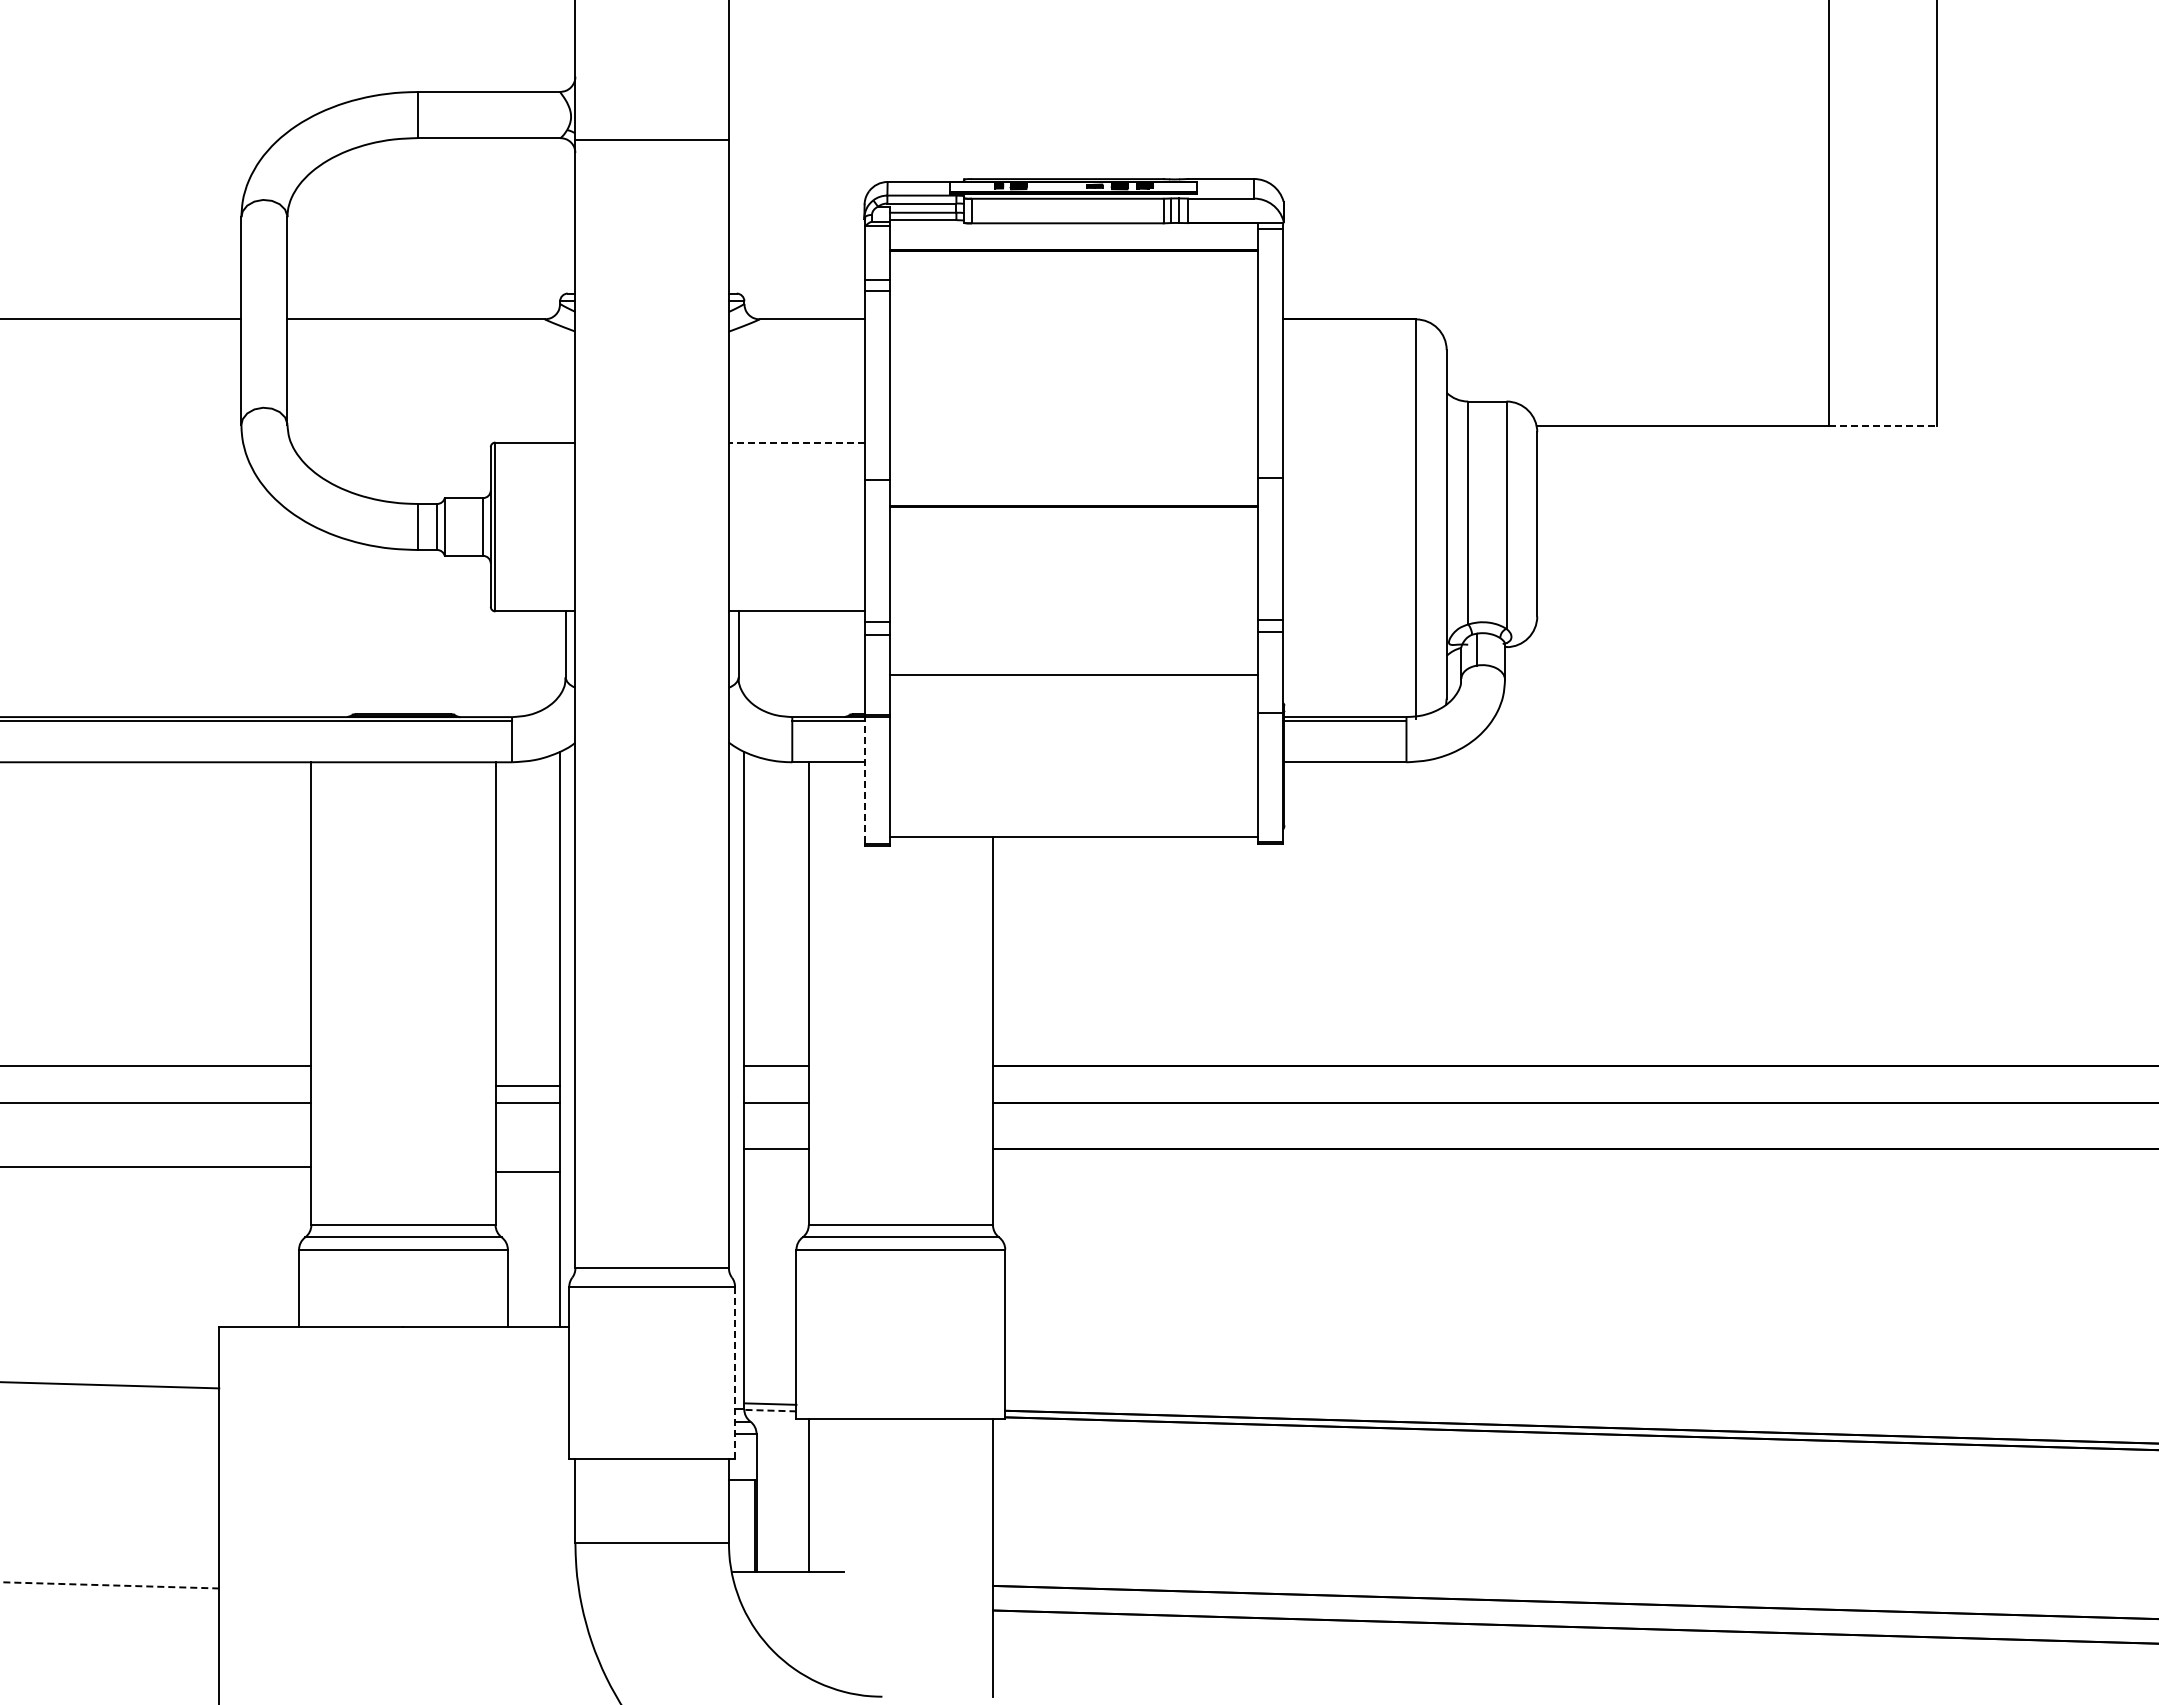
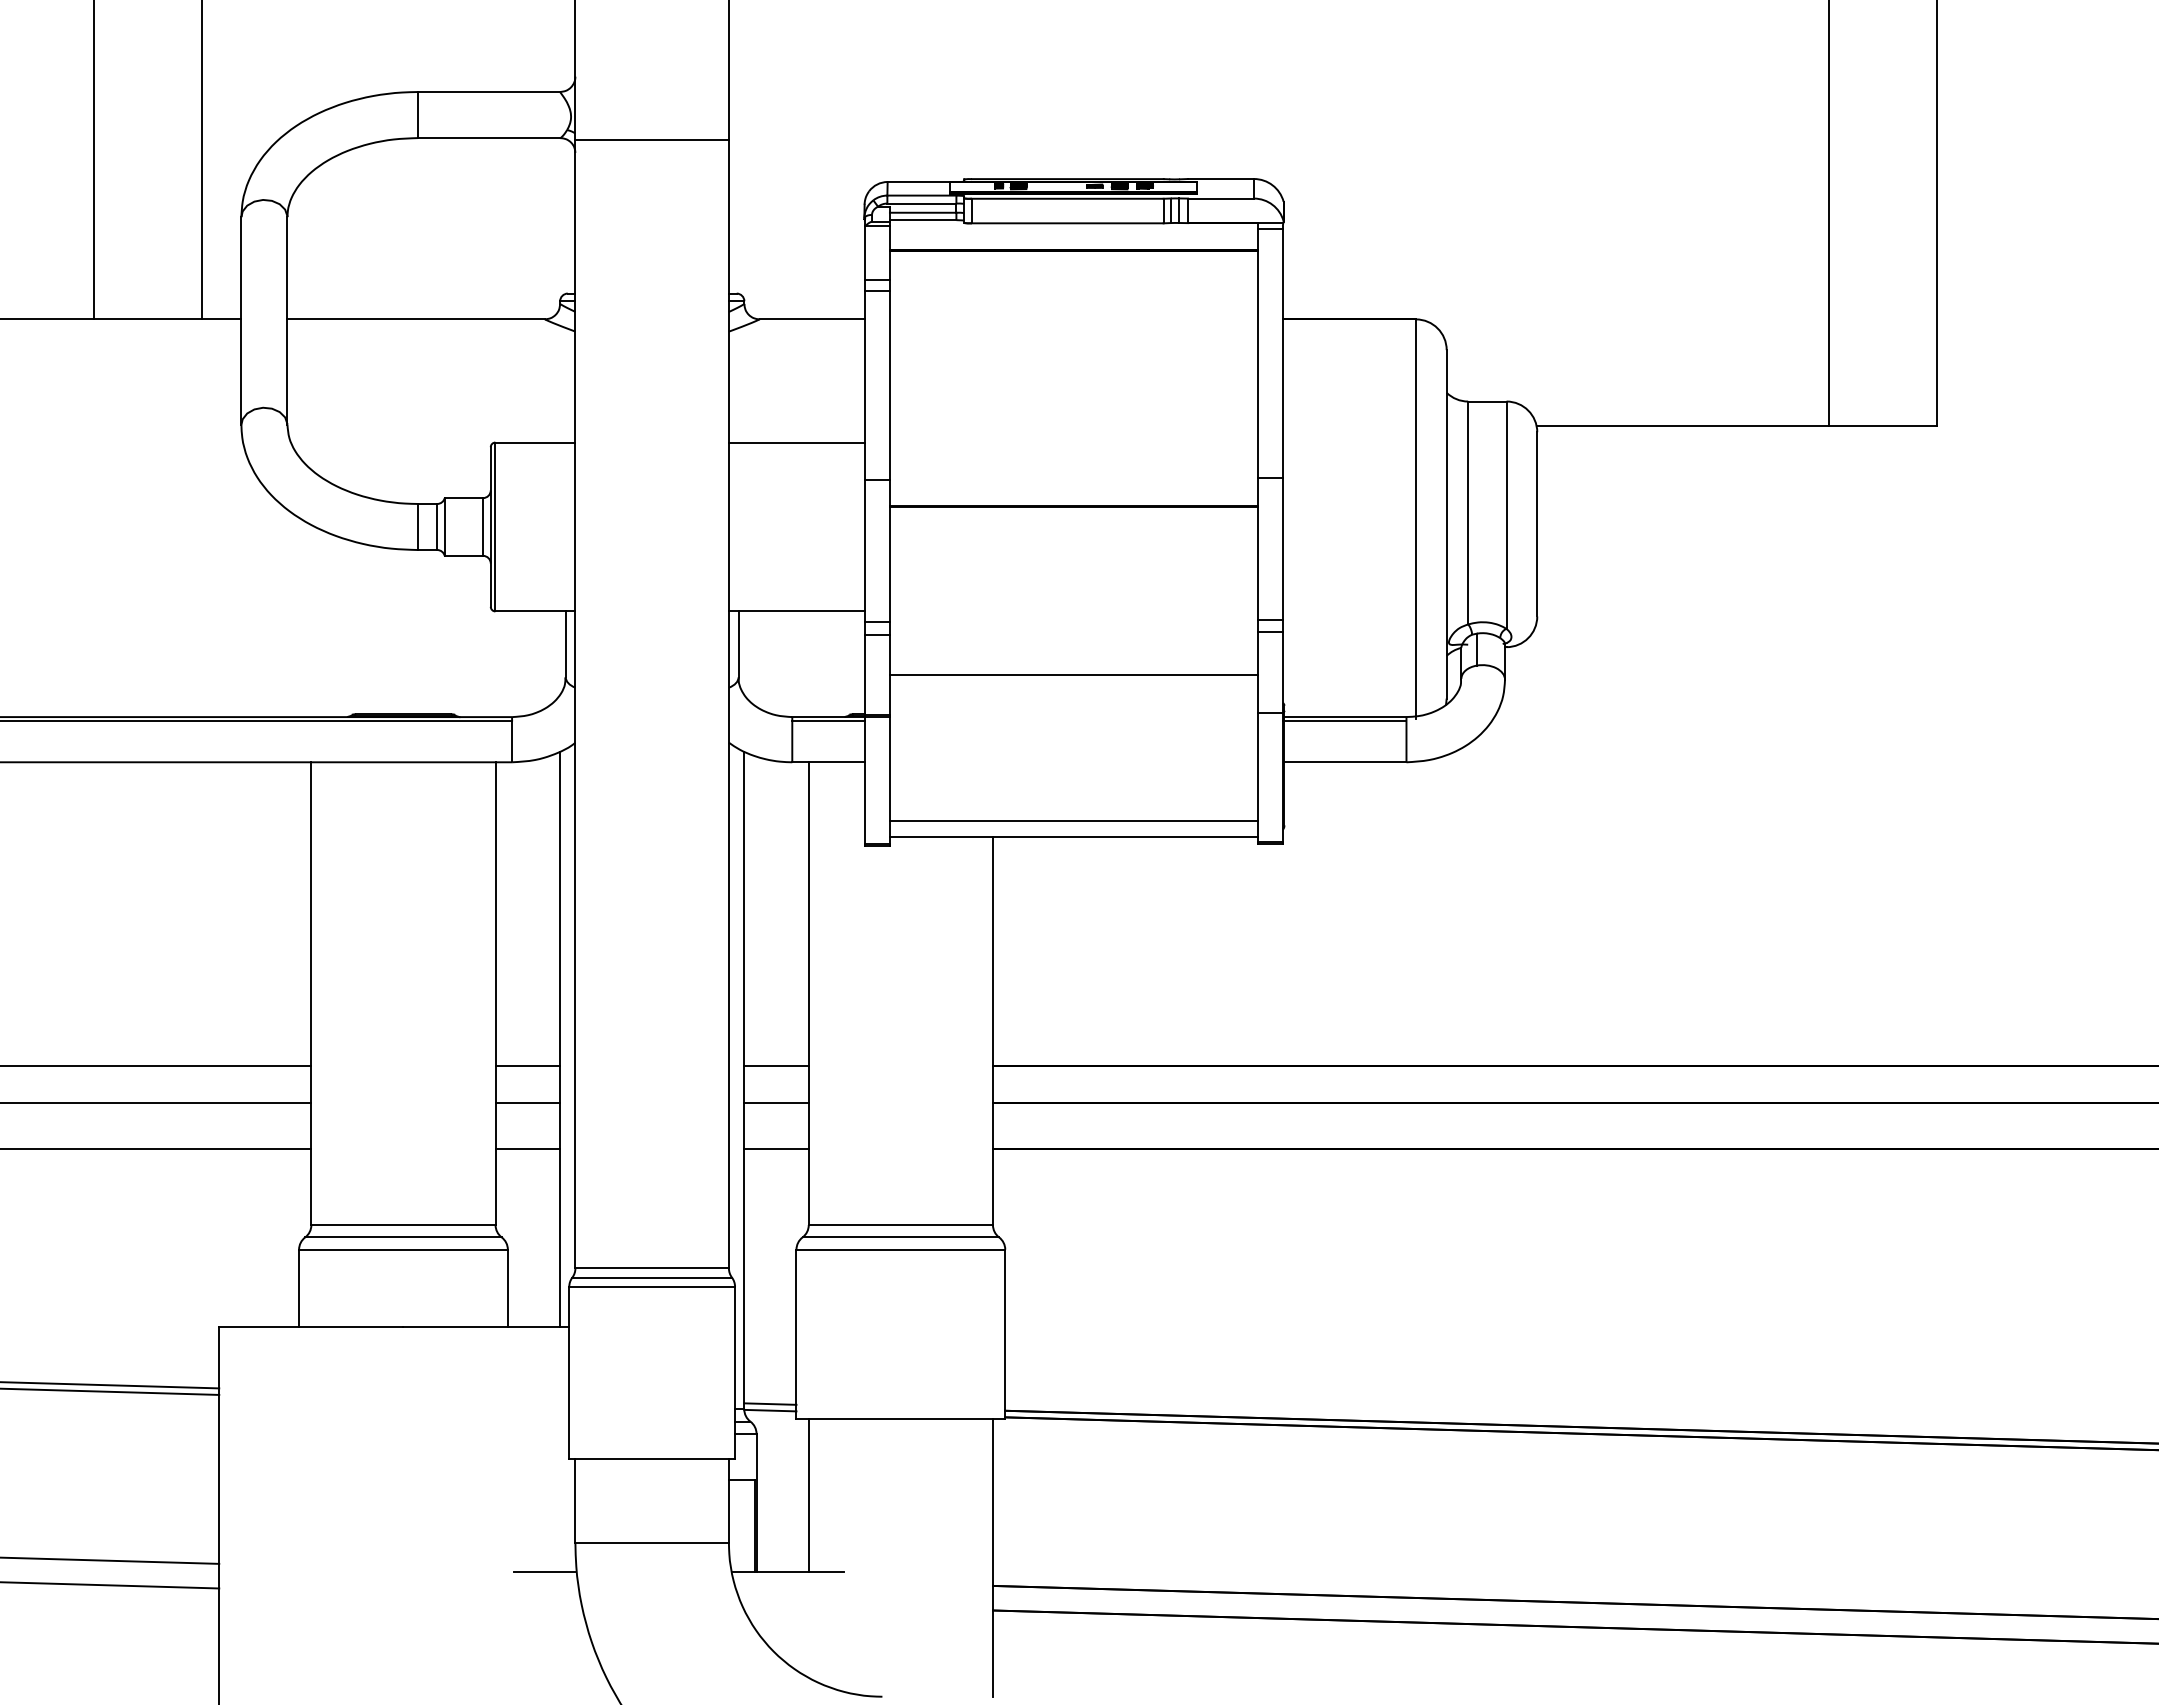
line: none -> present (94, 160)
line: none -> present (201, 160)
line: dashed -> solid (1882, 425)
line: dashed -> solid (796, 442)
line: dashed -> solid (865, 780)
line: none -> present (1073, 821)
line position: (527, 1085) -> (527, 1065) (527, 1065)
line position: (156, 1166) -> (156, 1148) (156, 1148)
line position: (527, 1171) -> (527, 1148) (527, 1148)
line: none -> present (652, 1277)
line: dashed -> solid (735, 1372)
line: none -> present (110, 1391)
line: dashed -> solid (769, 1410)
line: none -> present (110, 1560)
line: none -> present (545, 1572)
line: dashed -> solid (109, 1585)
